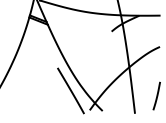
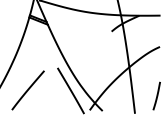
line: none -> present (27, 90)
